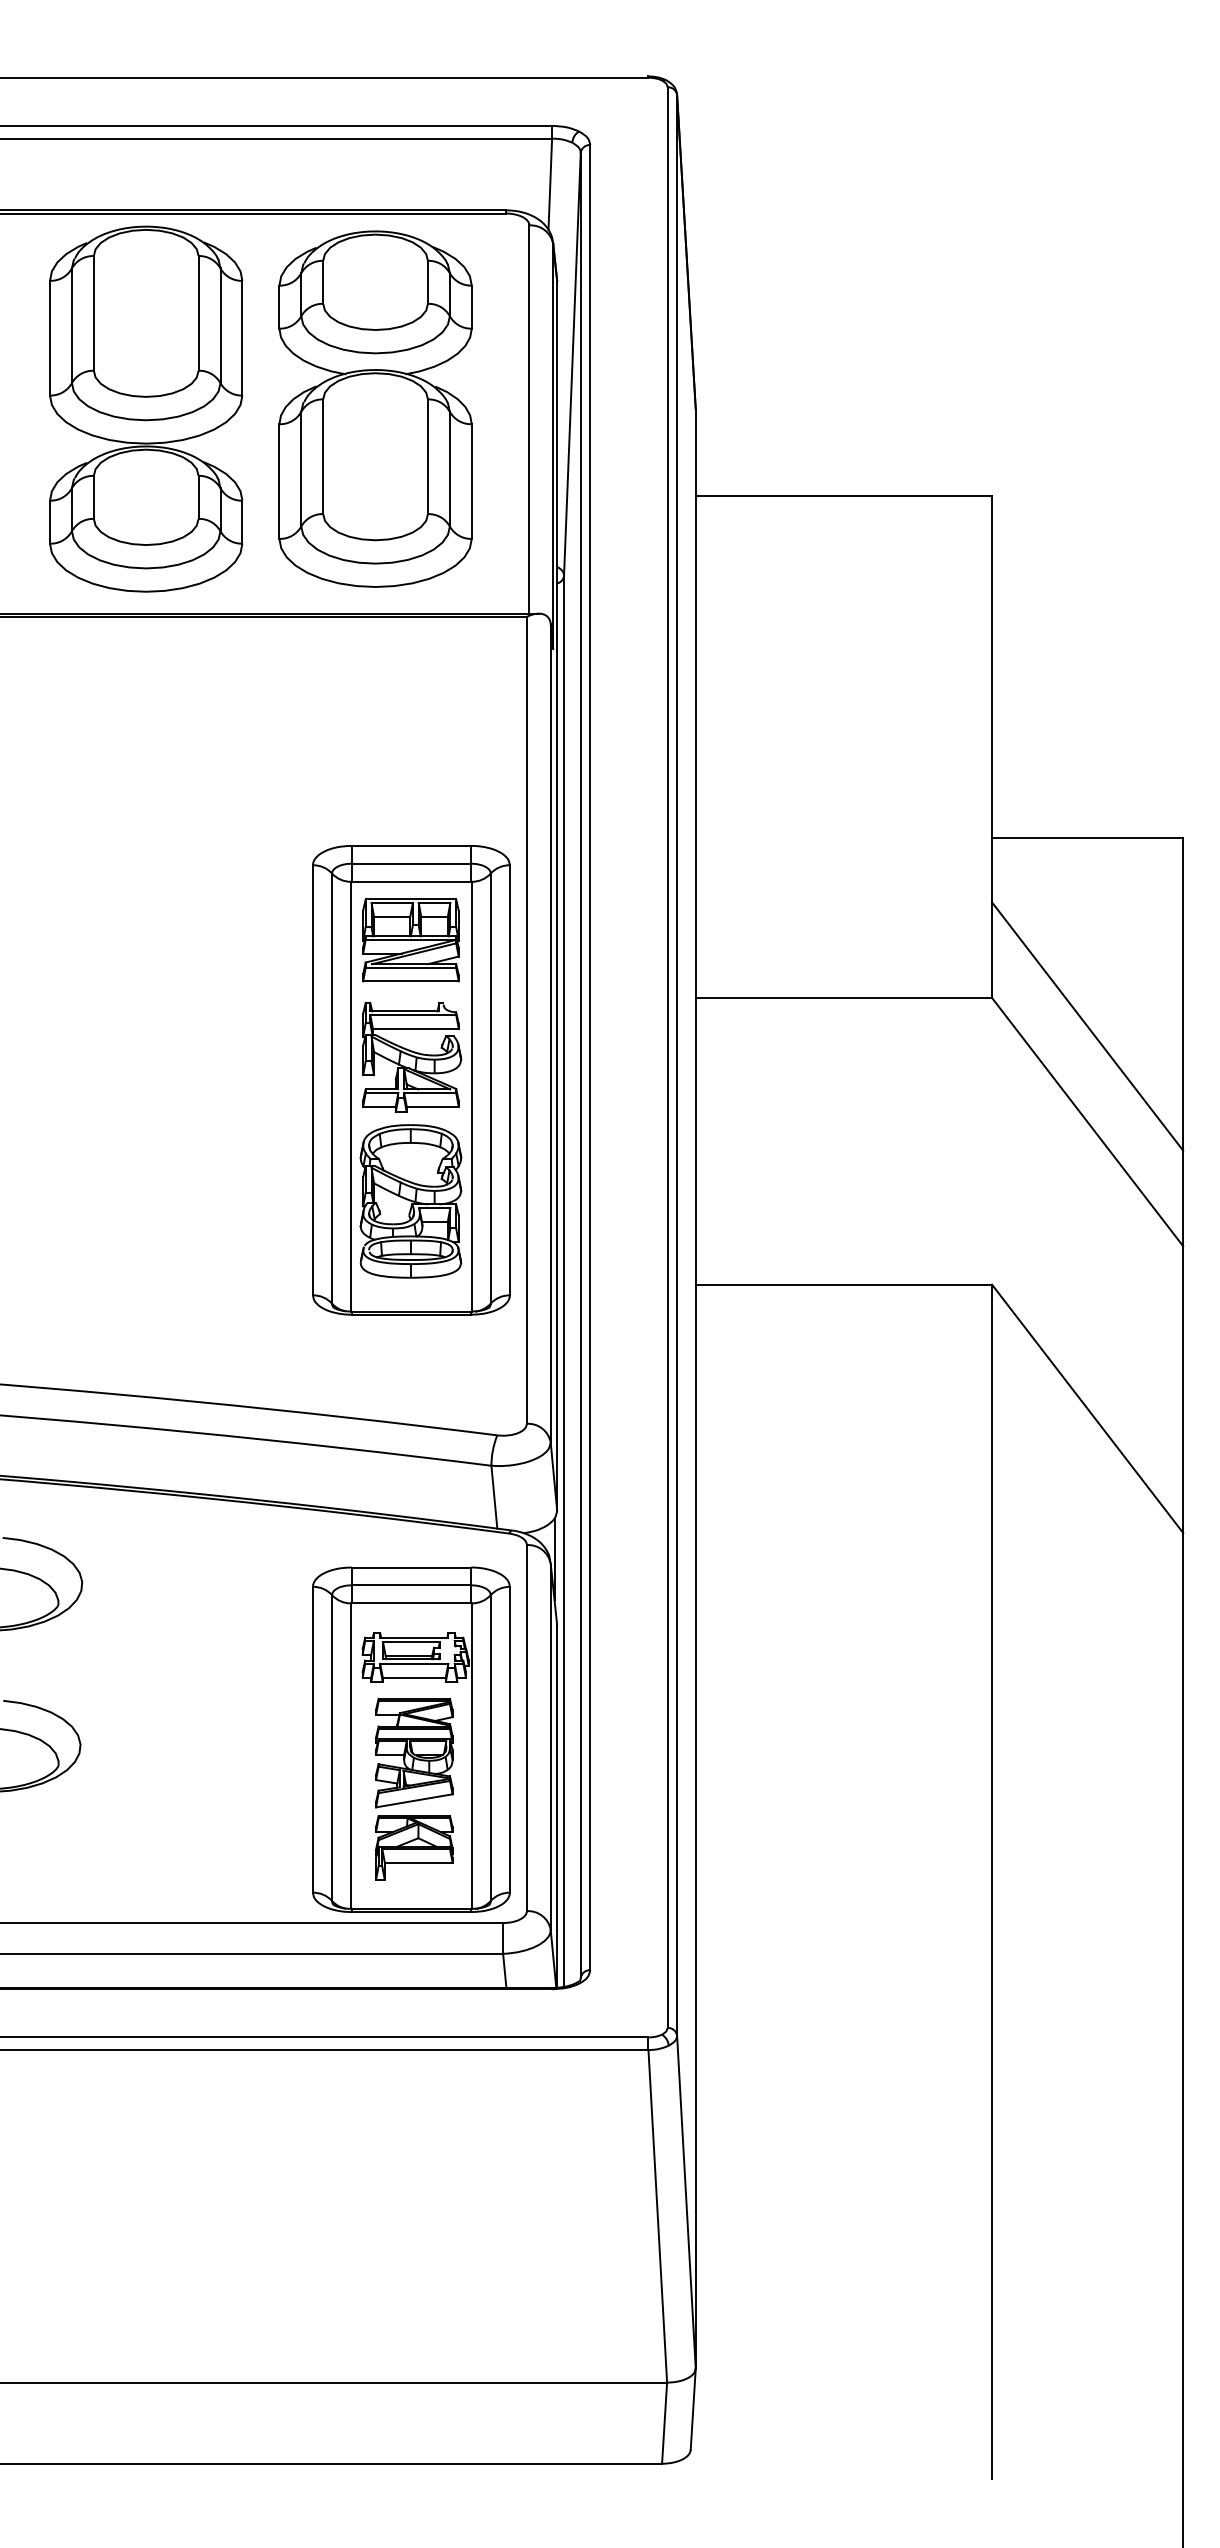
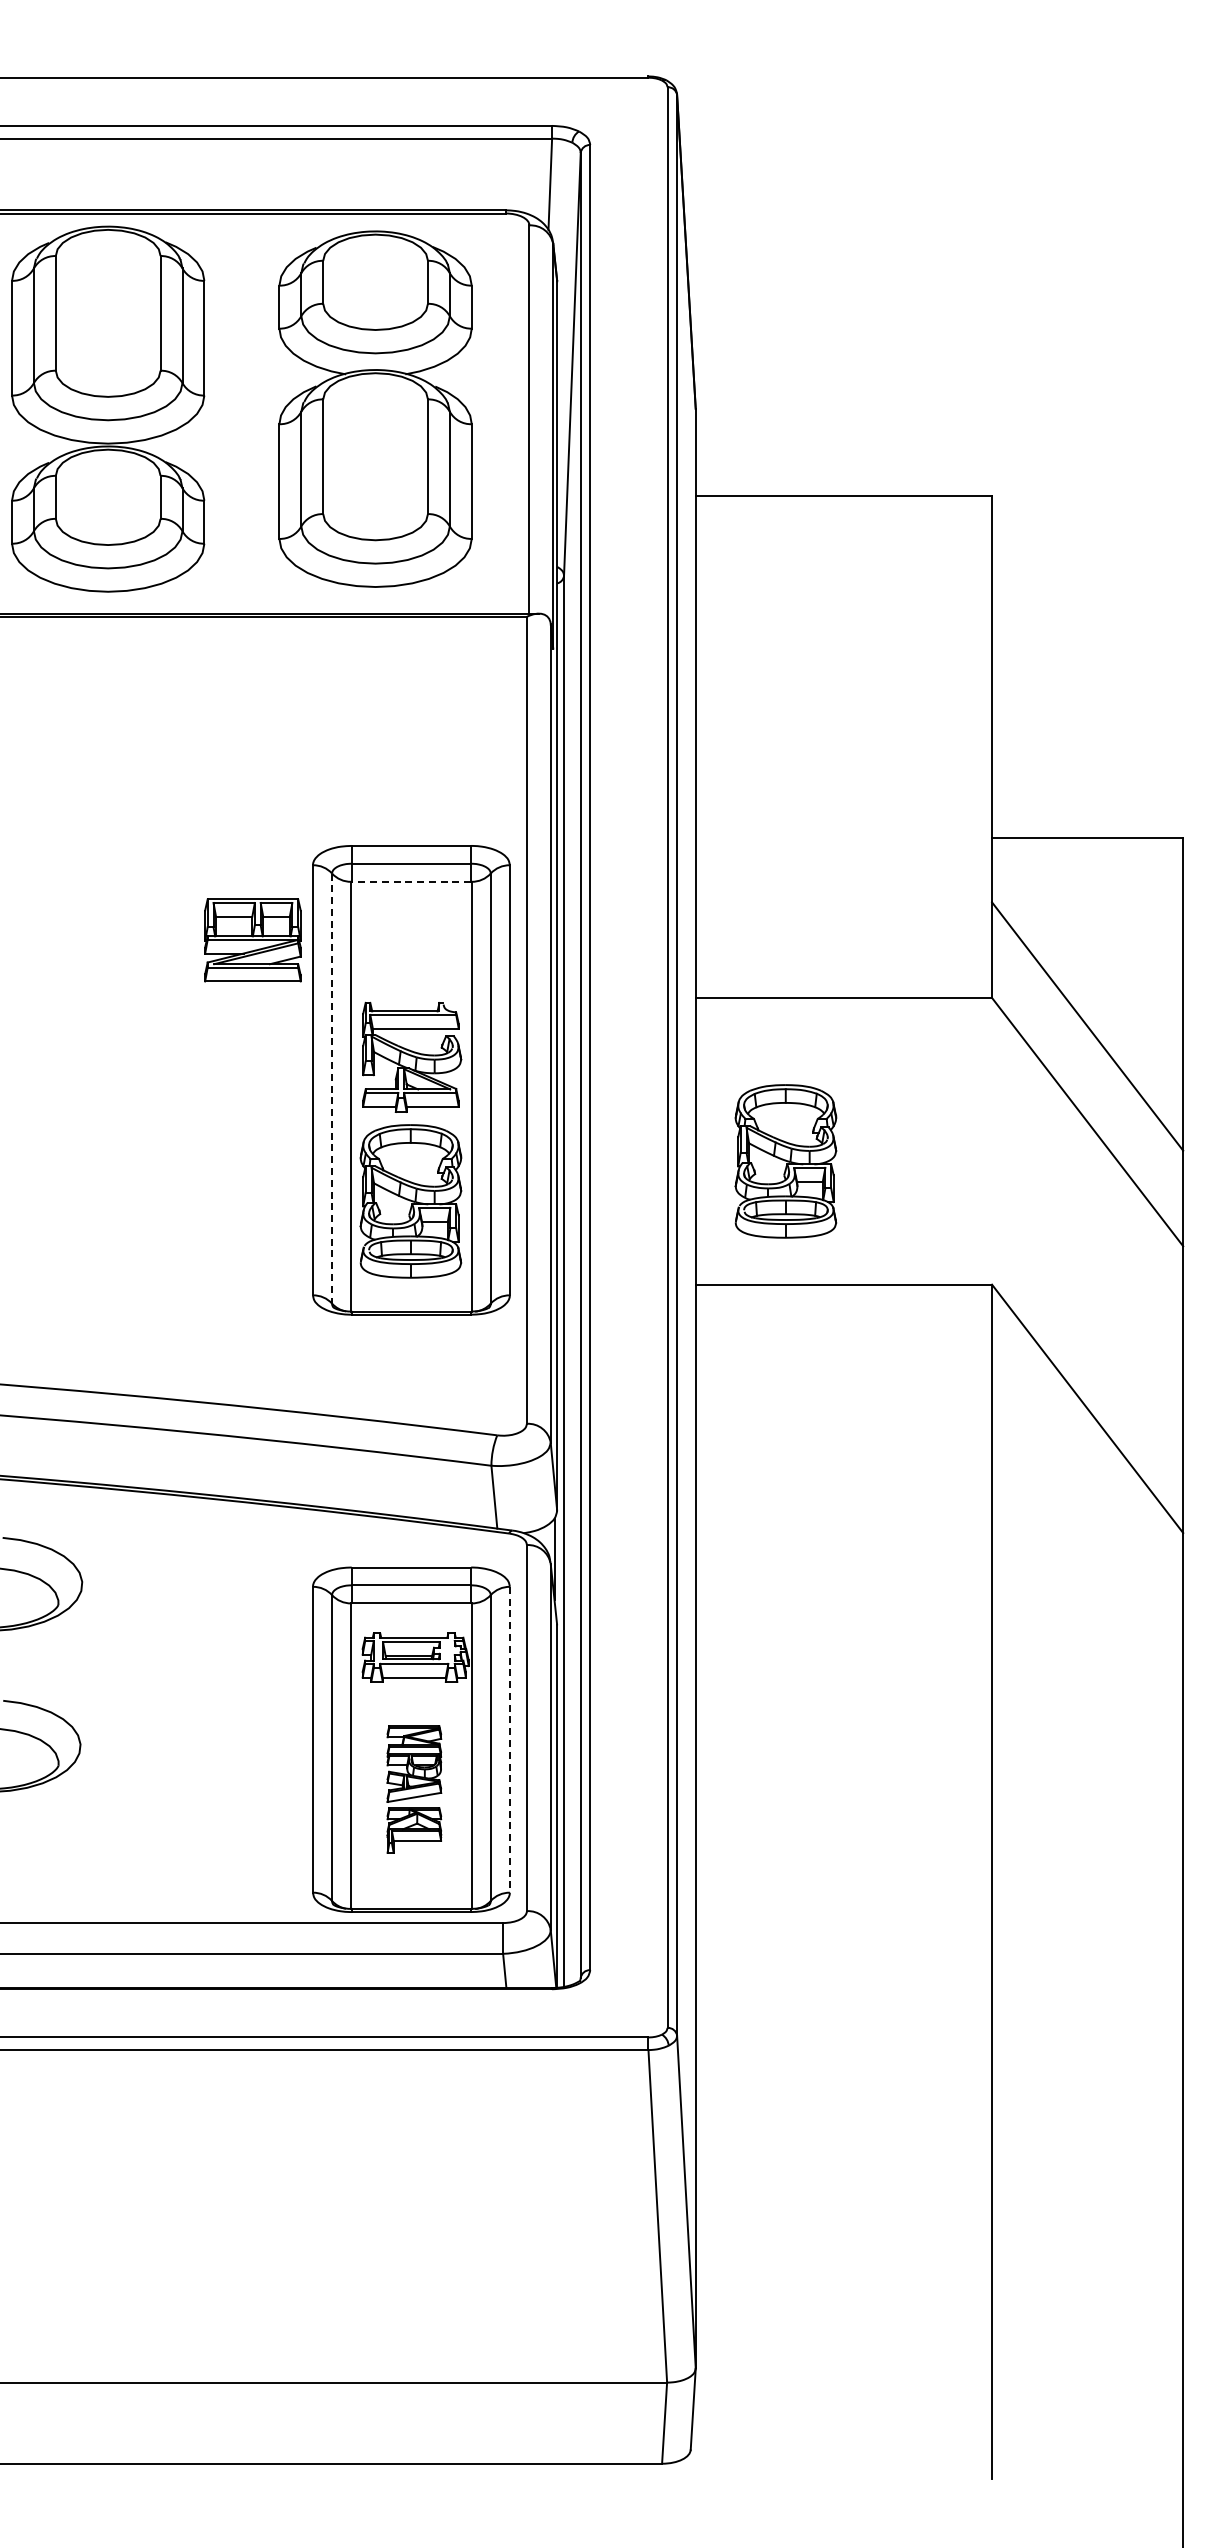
part position: (146, 408) -> (108, 408) (108, 408)
line: solid -> dashed (411, 881)
part position: (410, 940) -> (252, 940) (252, 940)
line: solid -> dashed (332, 1089)
part: none -> present (785, 1161)
line: solid -> dashed (509, 1739)
part size: 79x183 px -> 57x129 px (414, 1789)
